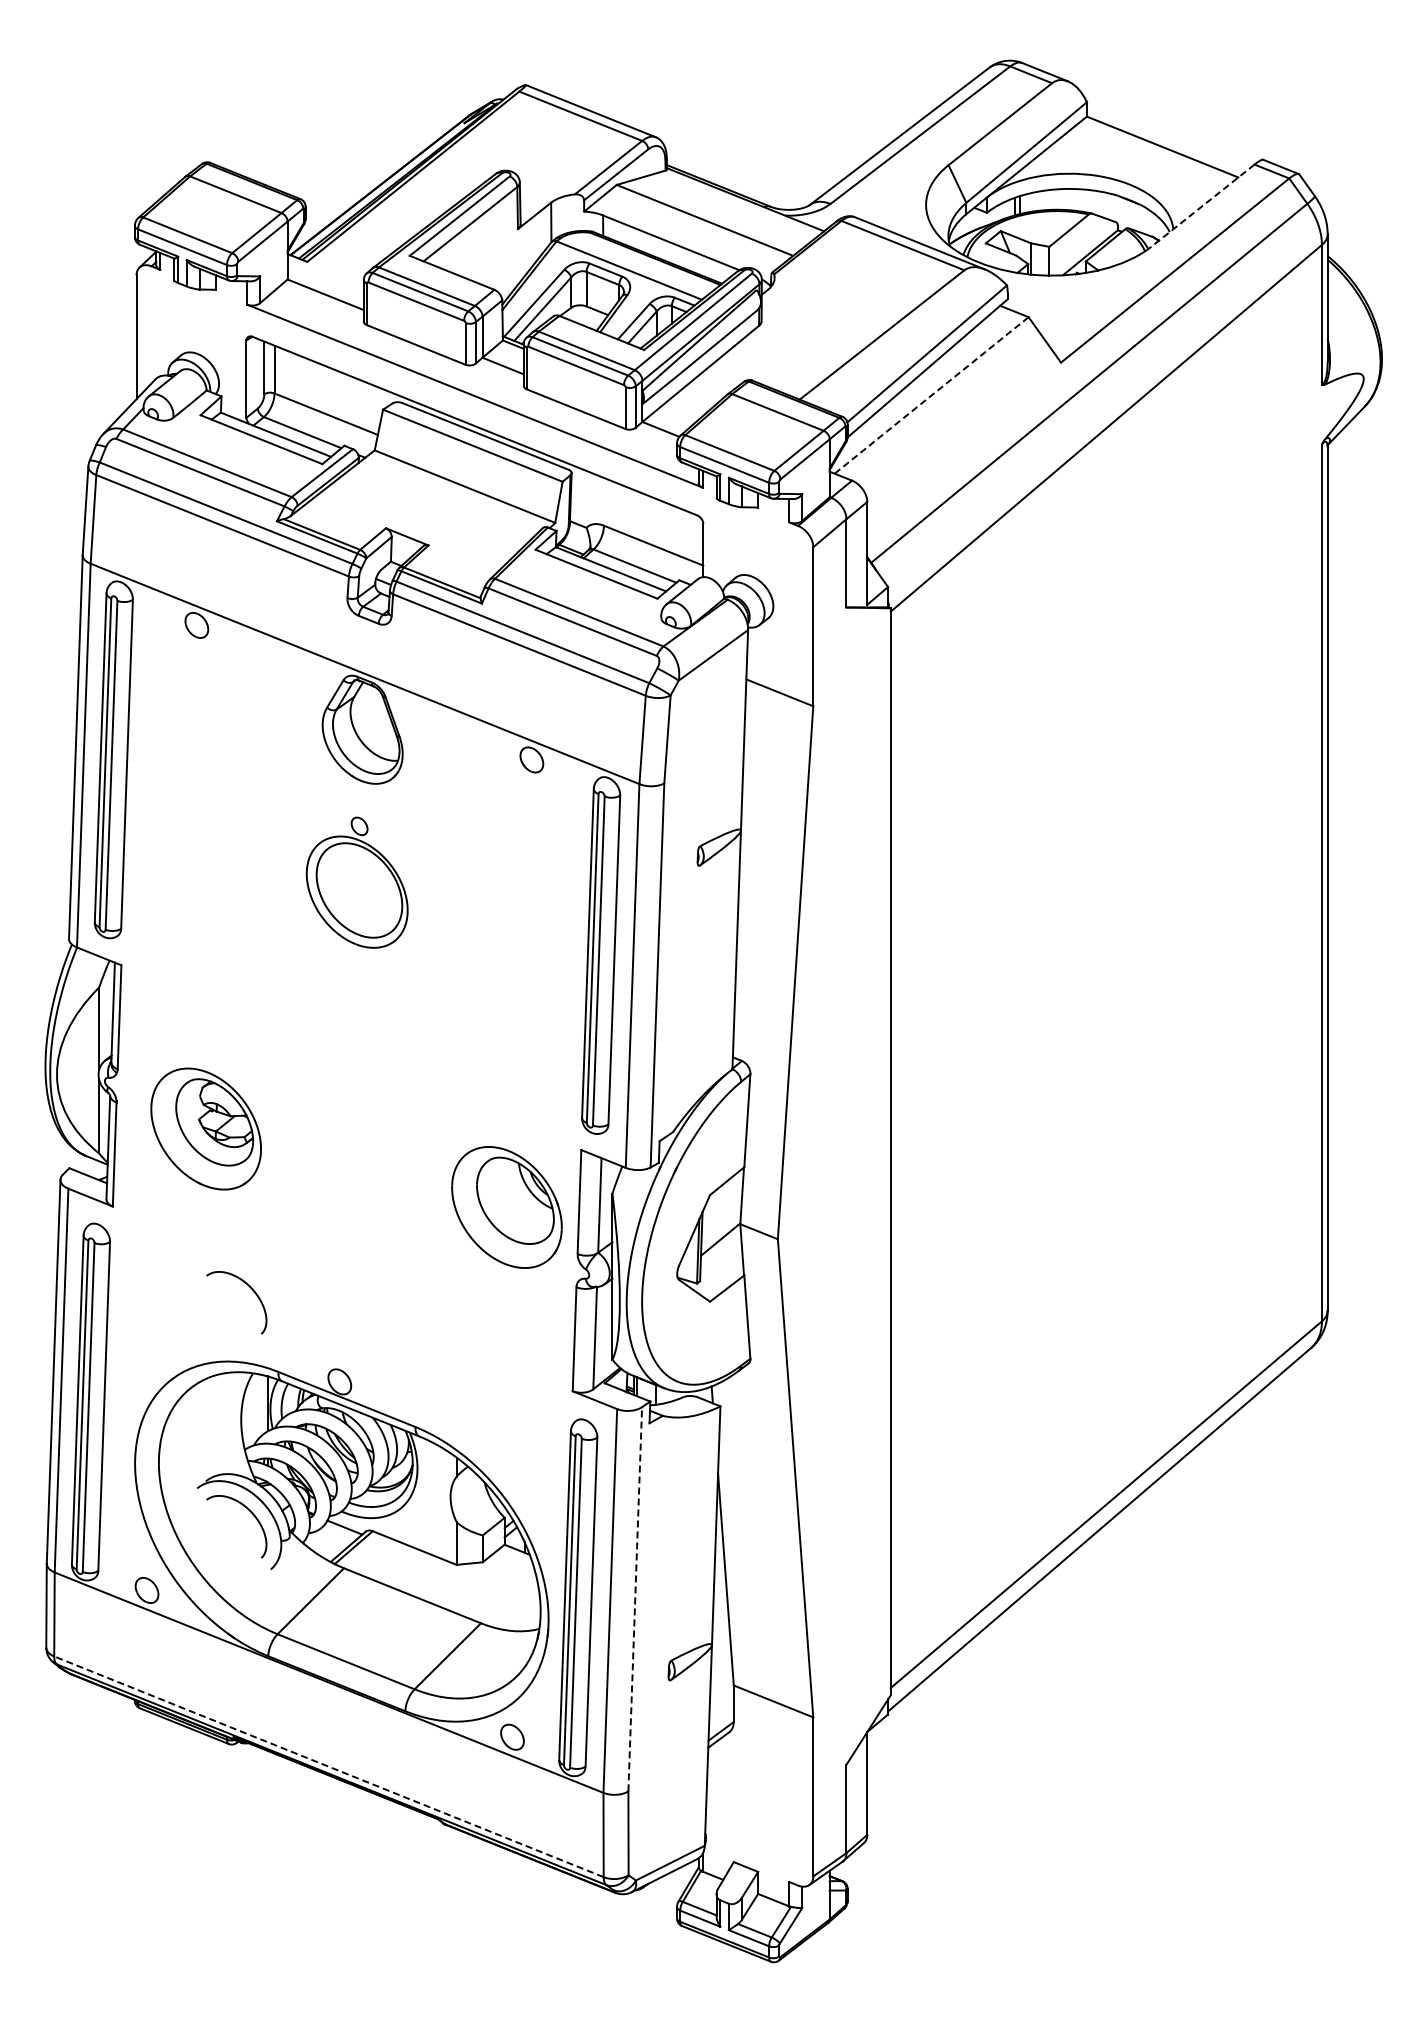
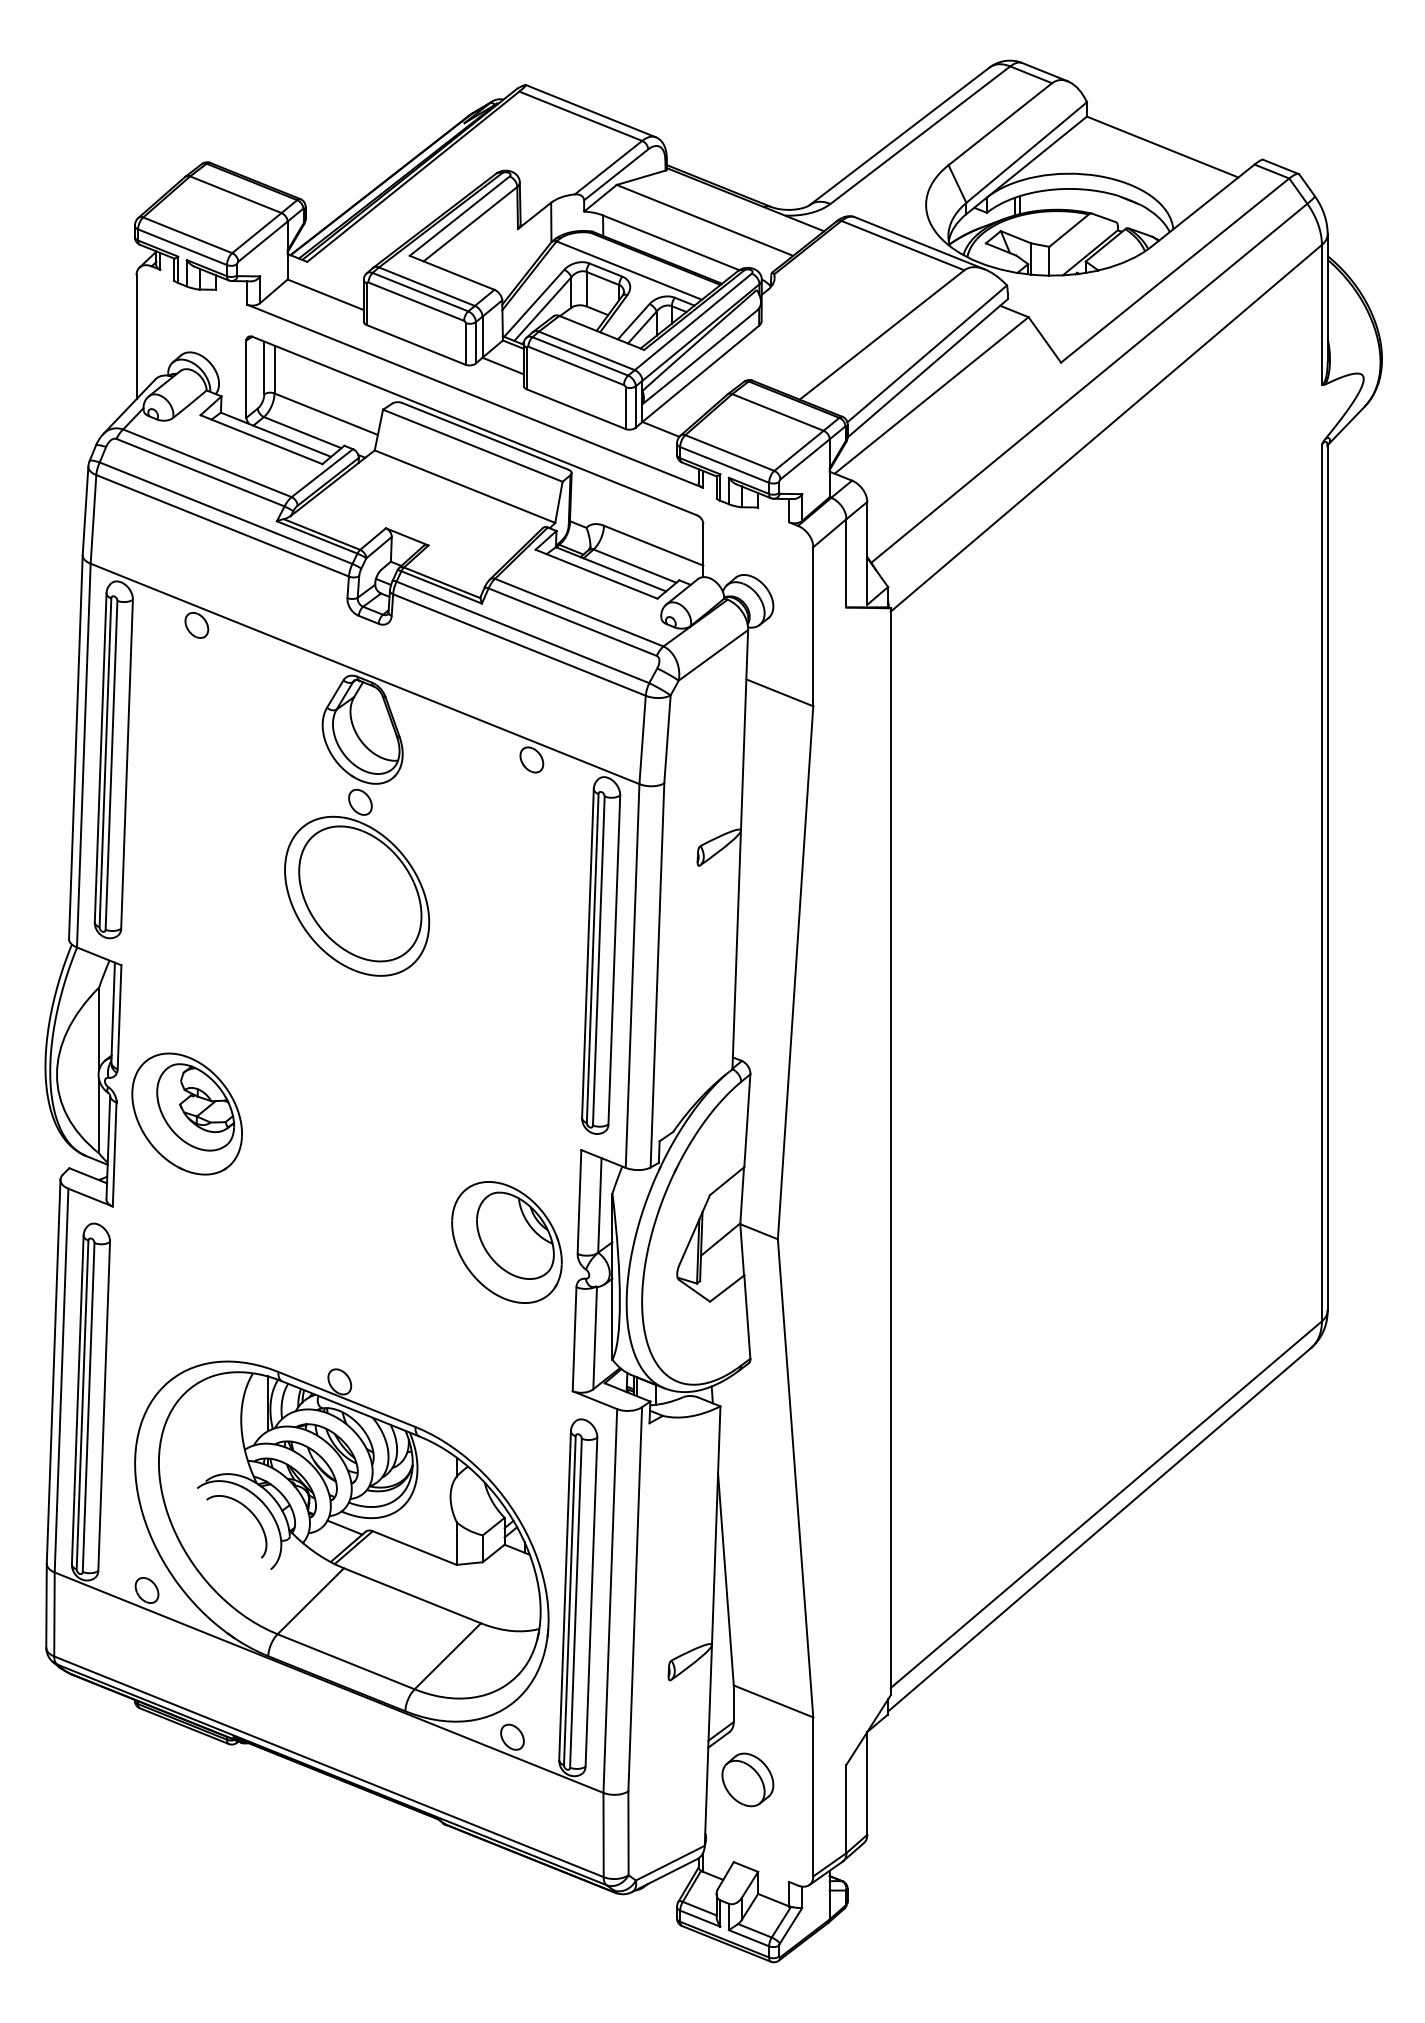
line: dashed -> solid (1203, 205)
line: dashed -> solid (931, 395)
part size: 104x133 px -> 147x189 px (357, 882)
part position: (205, 1128) -> (186, 1113) (186, 1113)
part position: (506, 1207) -> (506, 1242) (506, 1242)
curve: present -> none (253, 1292)
line: dashed -> solid (635, 1598)
line: dashed -> solid (328, 1766)
part: none -> present (747, 1779)
